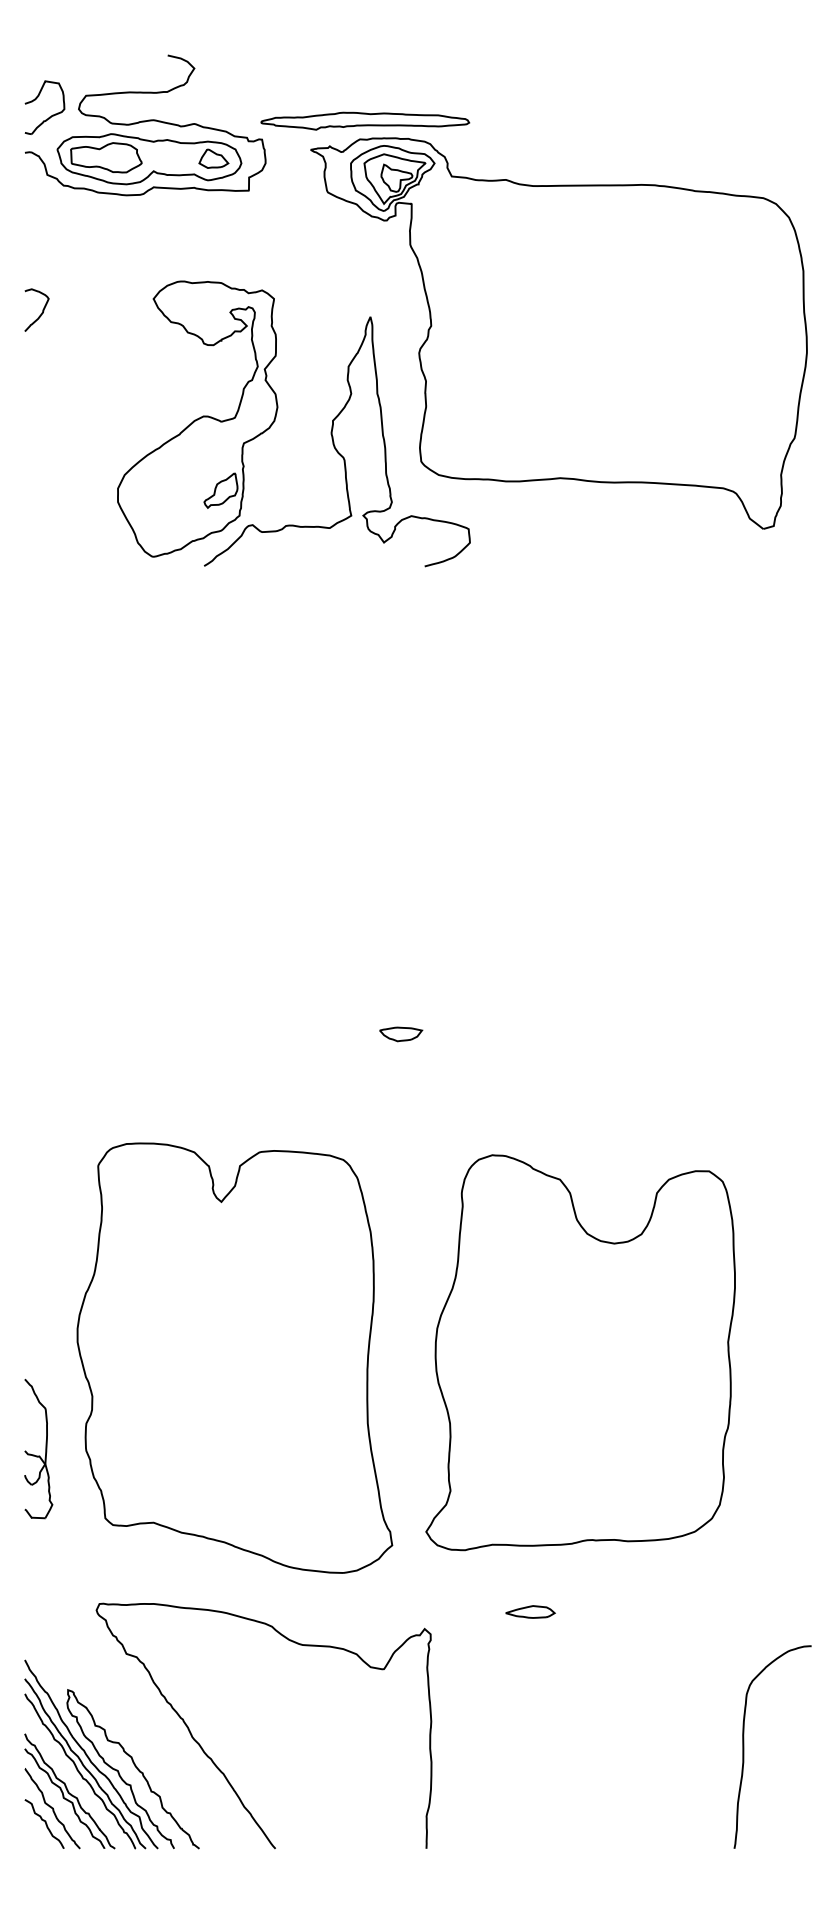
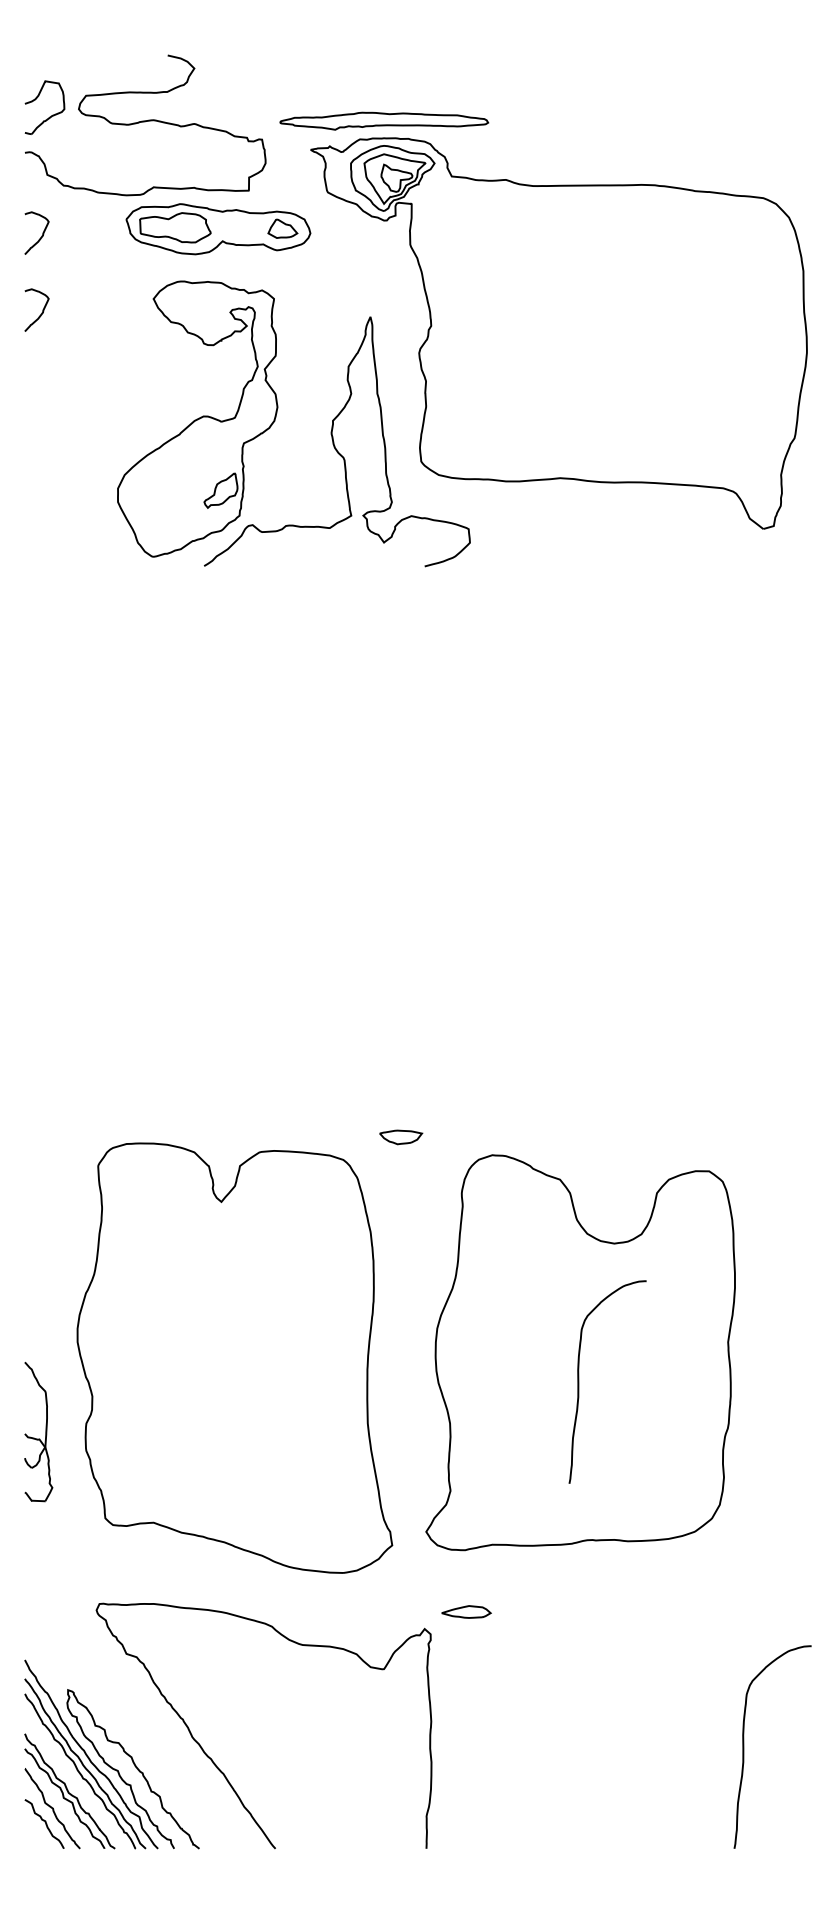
part position: (365, 120) -> (384, 120) (384, 120)
part position: (149, 159) -> (218, 229) (218, 229)
curve: none -> present (41, 235)
part position: (401, 1034) -> (401, 1137) (401, 1137)
curve: none -> present (579, 1381)
part position: (38, 1449) -> (38, 1432) (38, 1432)
part position: (530, 1611) -> (466, 1611) (466, 1611)
